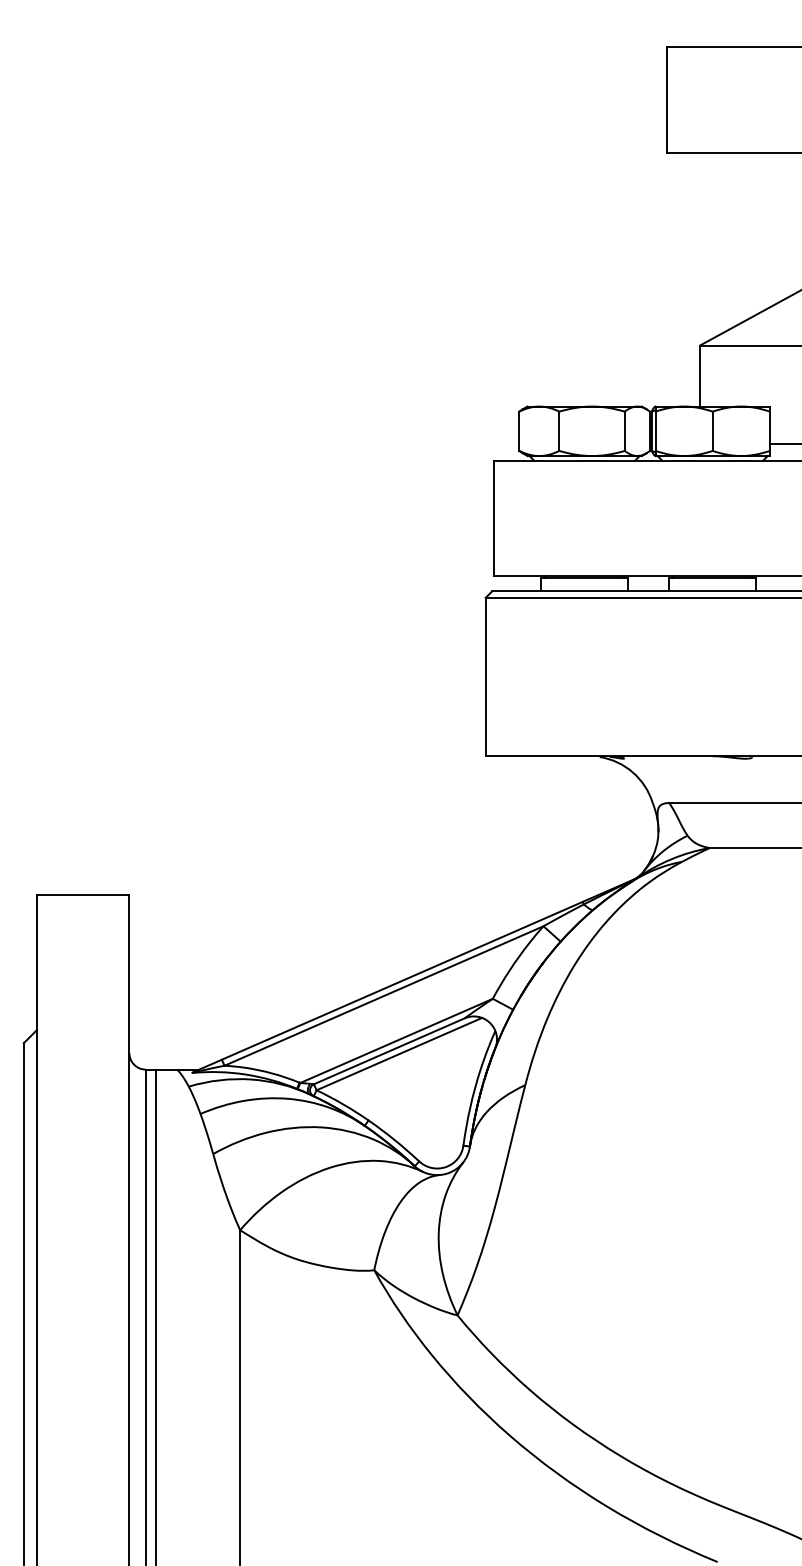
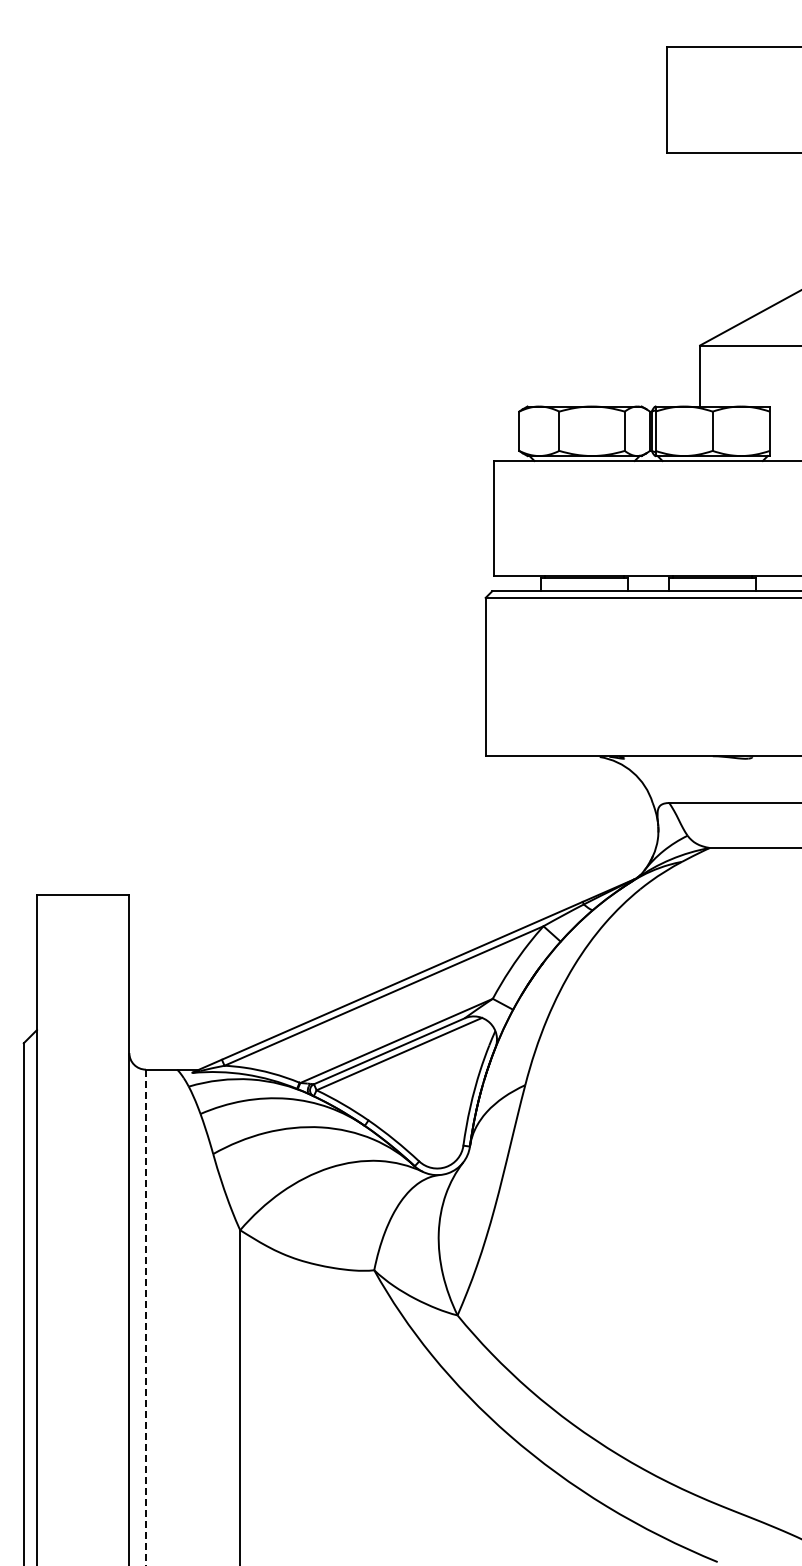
line: present -> none (783, 444)
line: present -> none (155, 1315)
line: solid -> dashed (145, 1317)
